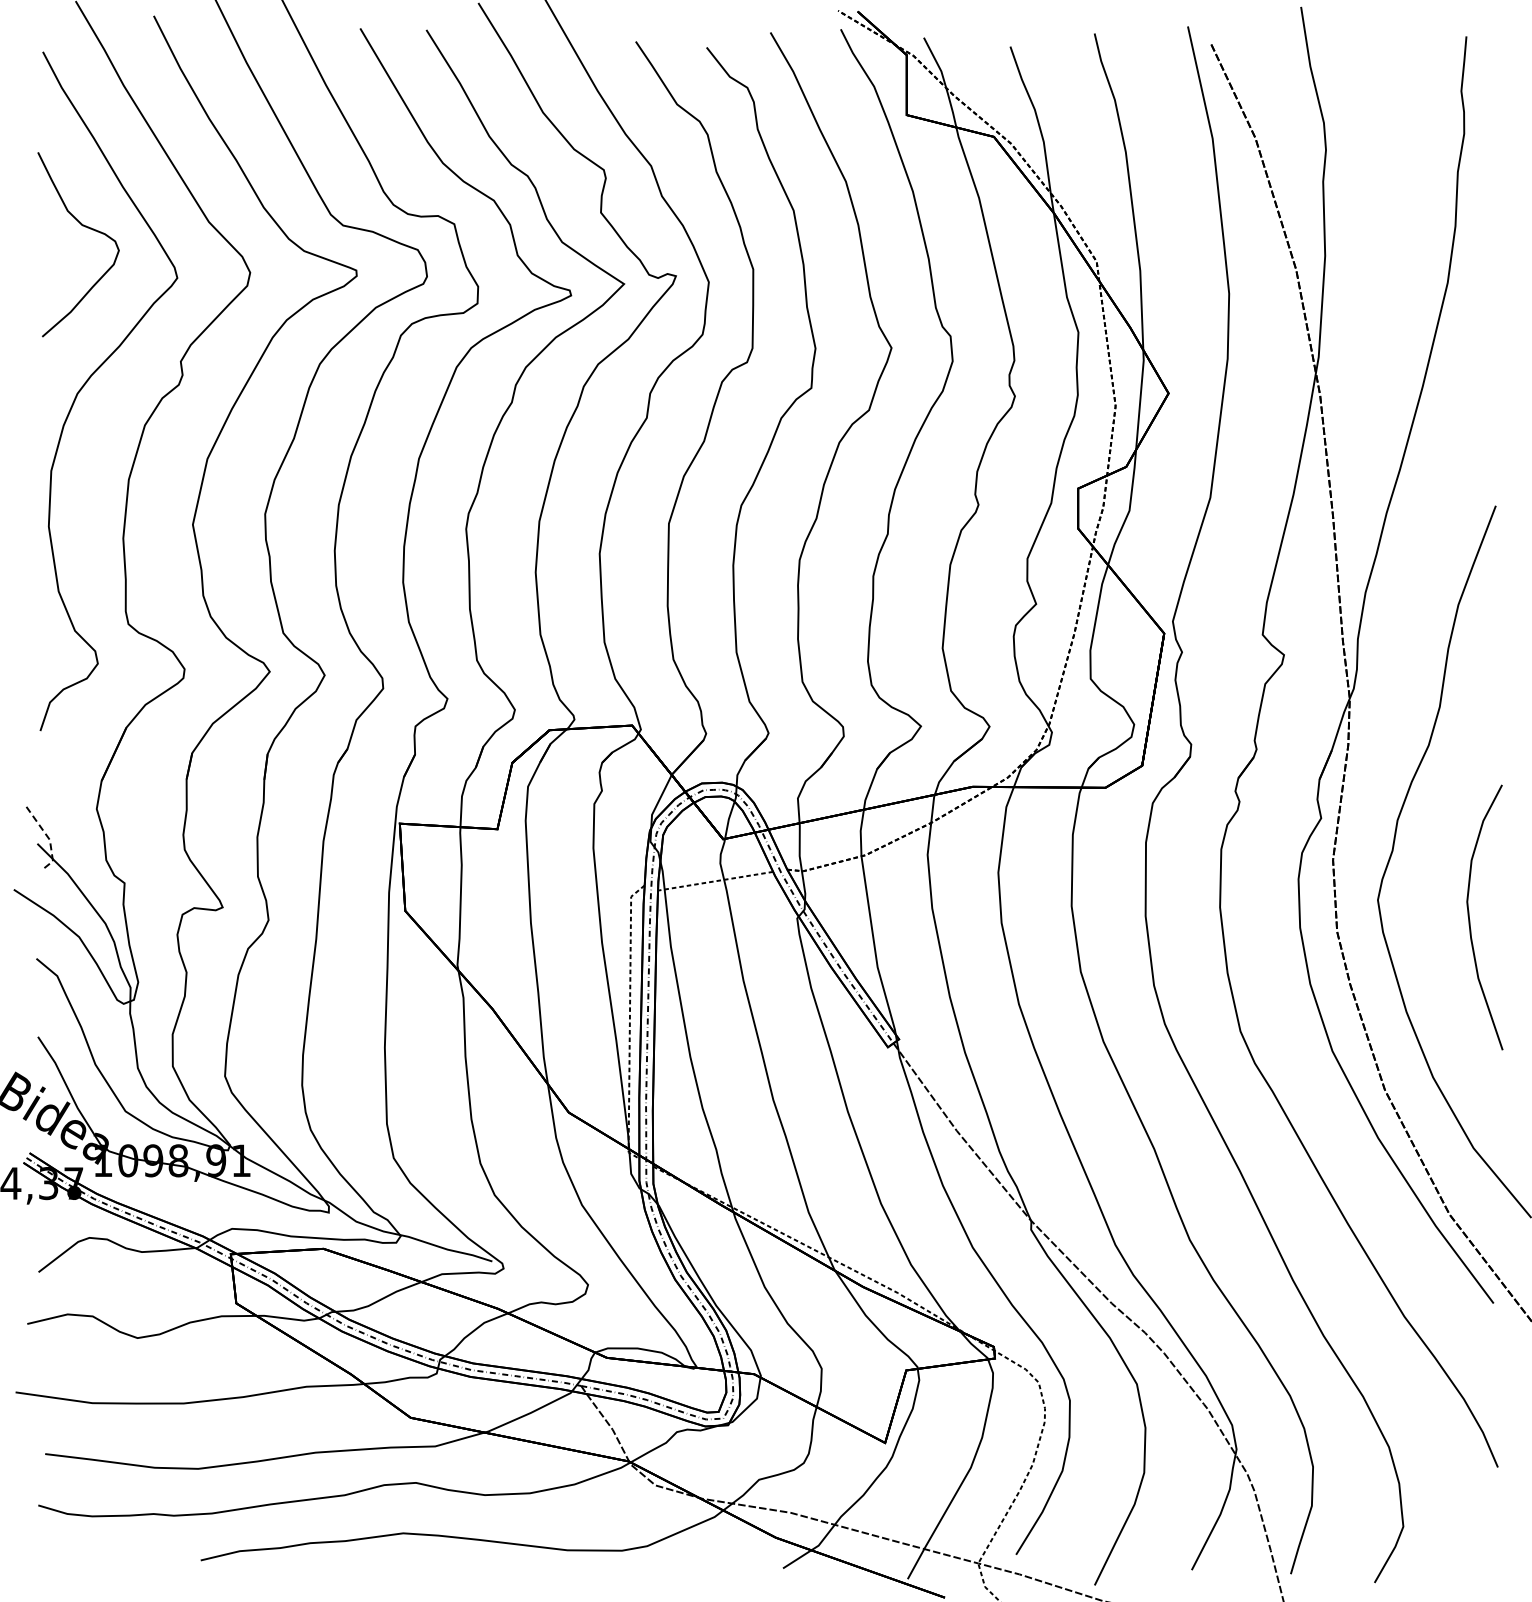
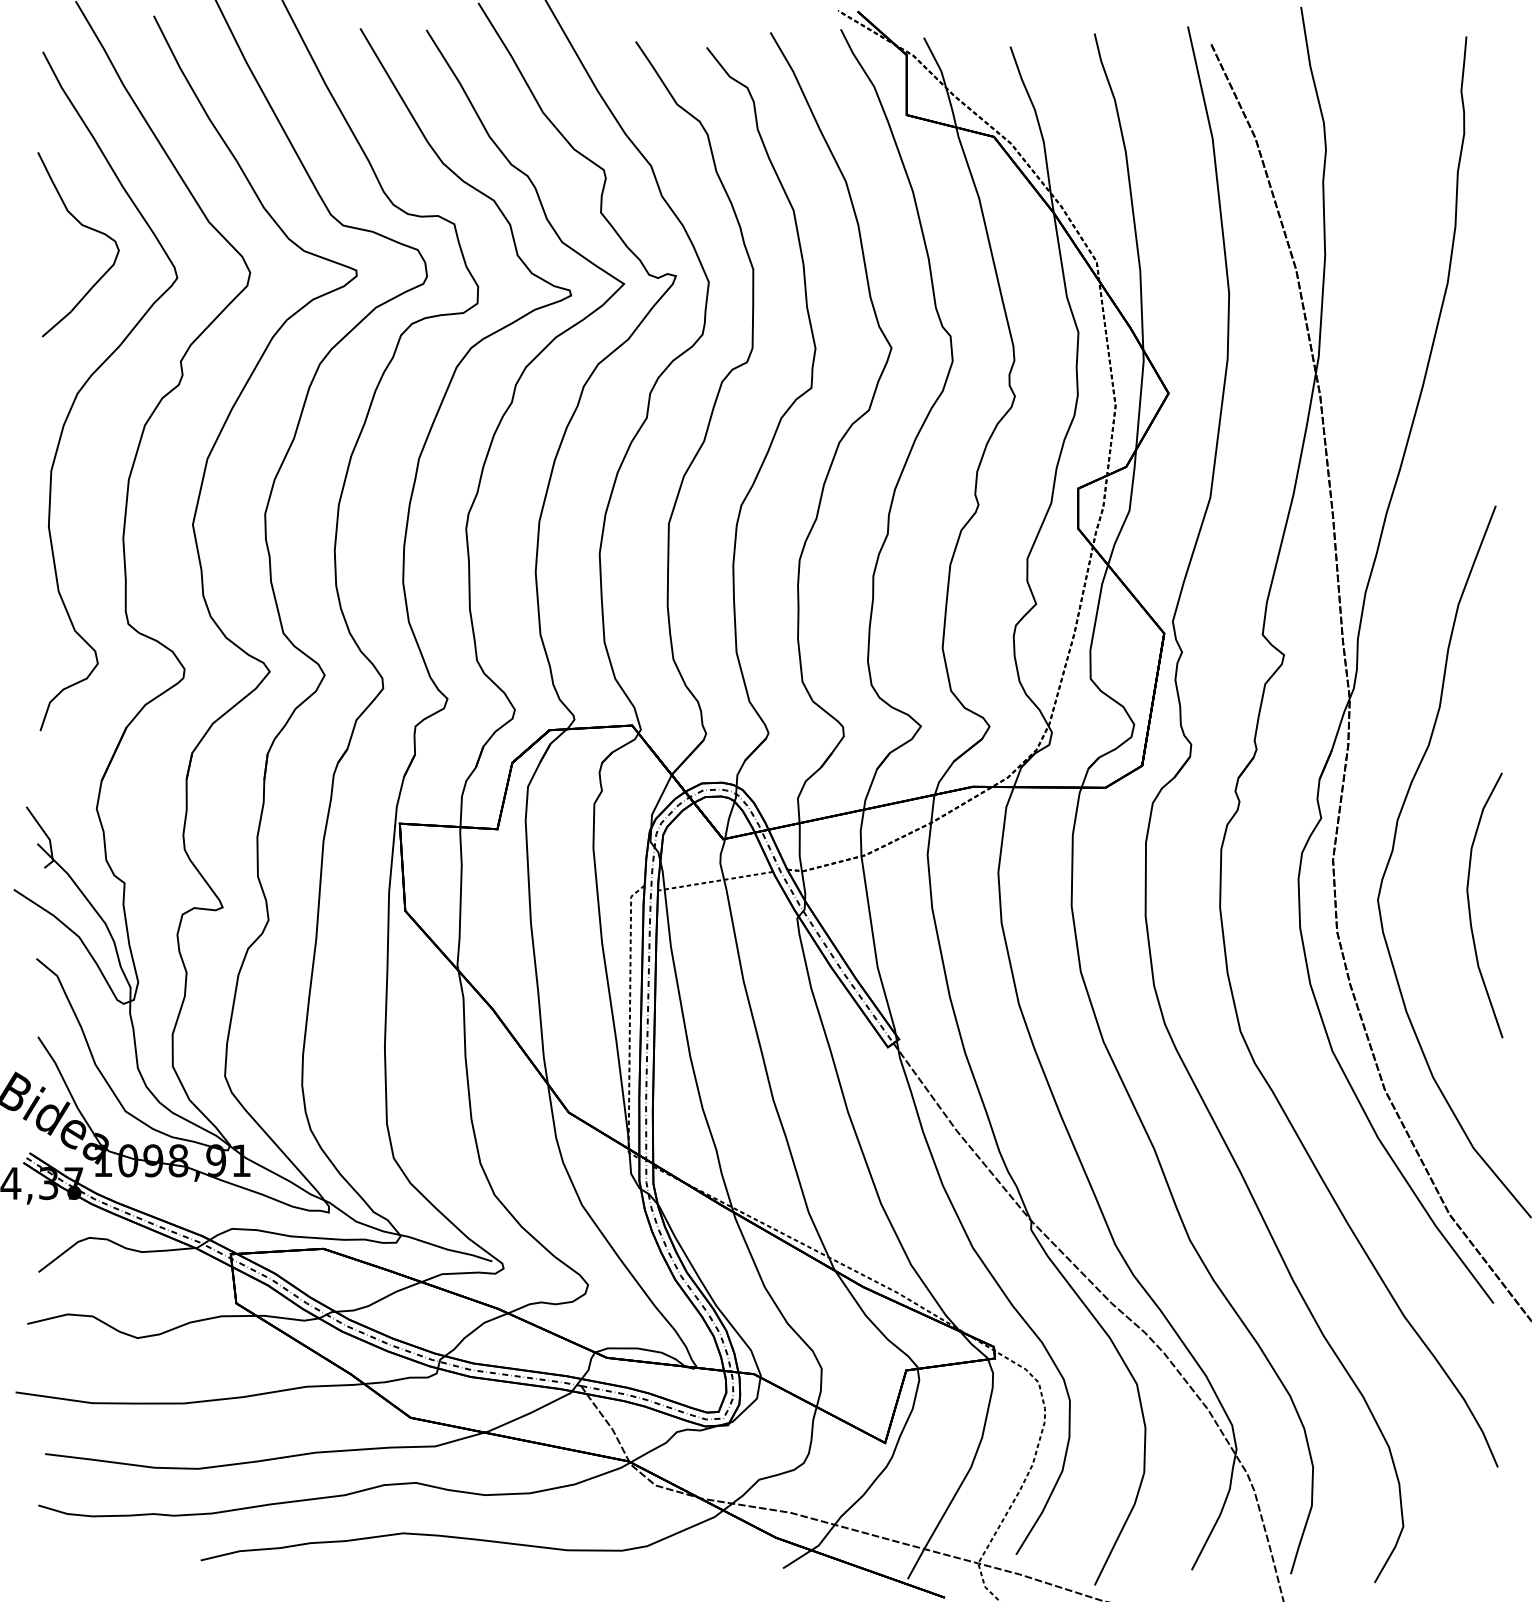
line: dashed -> solid (48, 838)
curve position: (1470, 920) -> (1470, 908) (1470, 908)
